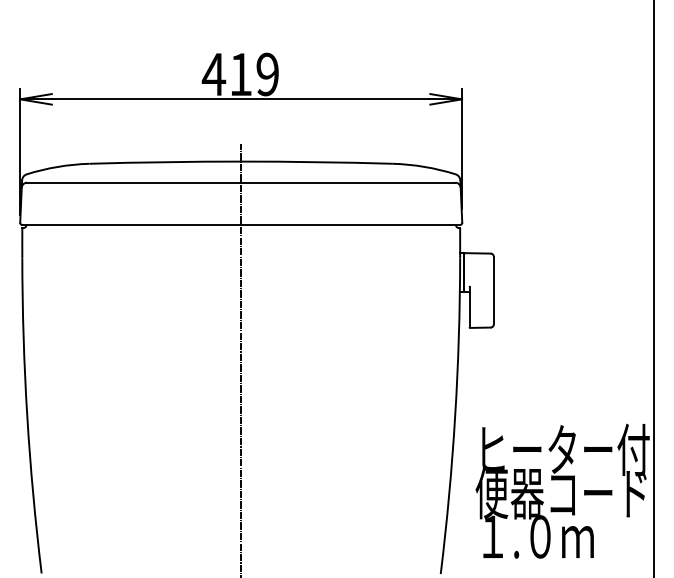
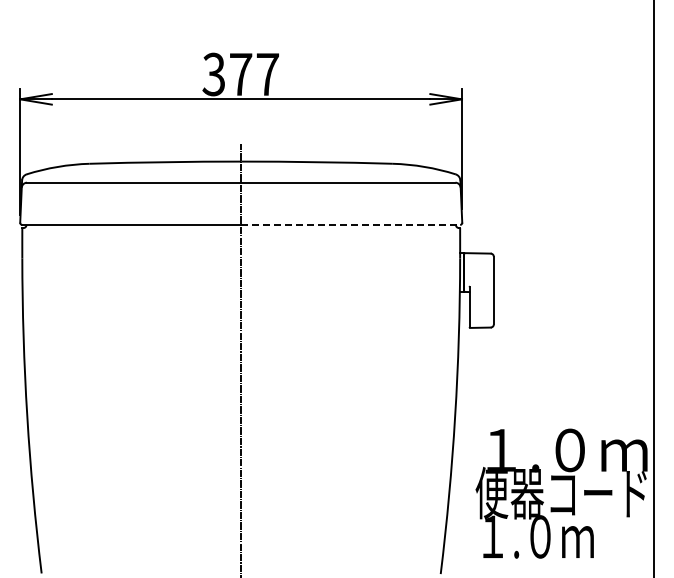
text: 419 -> 377 (239, 74)
line: solid -> dashed (351, 224)
text: ヒーター付 -> １.０ｍ (565, 449)
